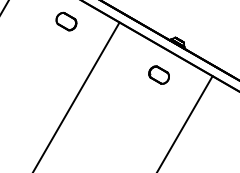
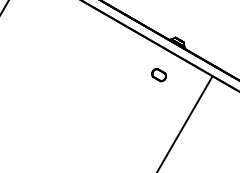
part: present -> none (66, 21)
part size: 22x20 px -> 16x15 px (158, 75)
line: present -> none (76, 95)
